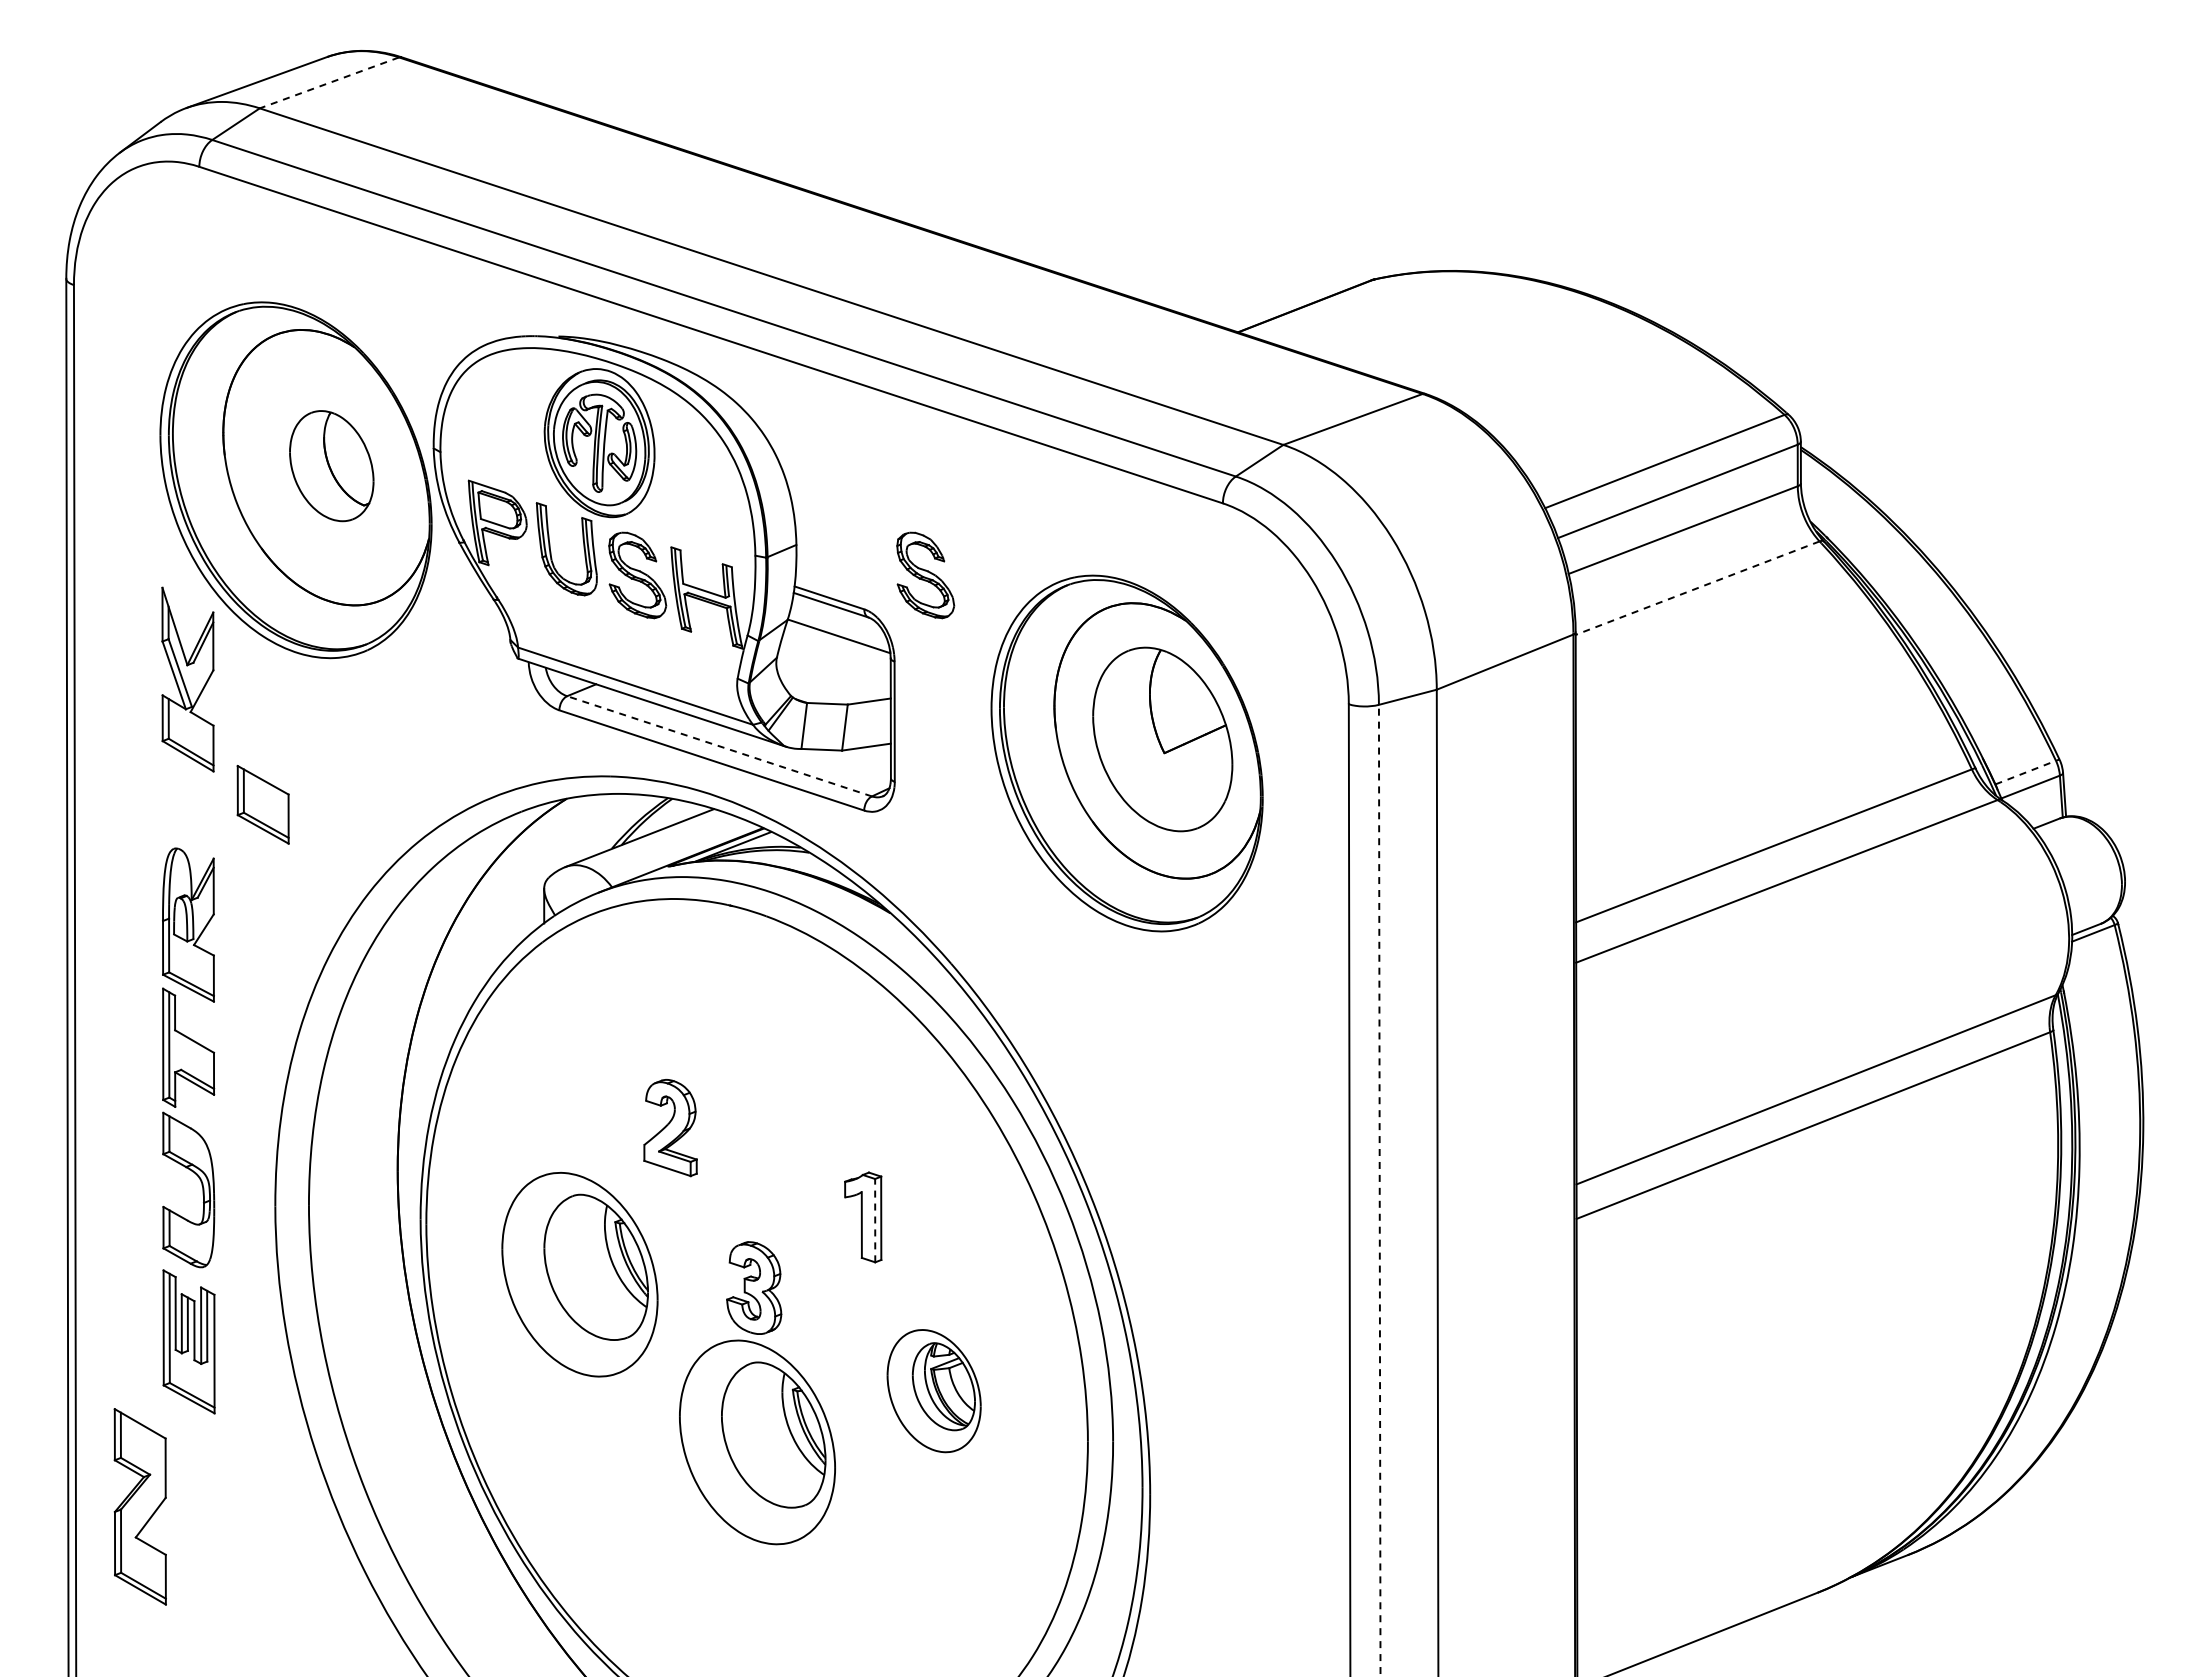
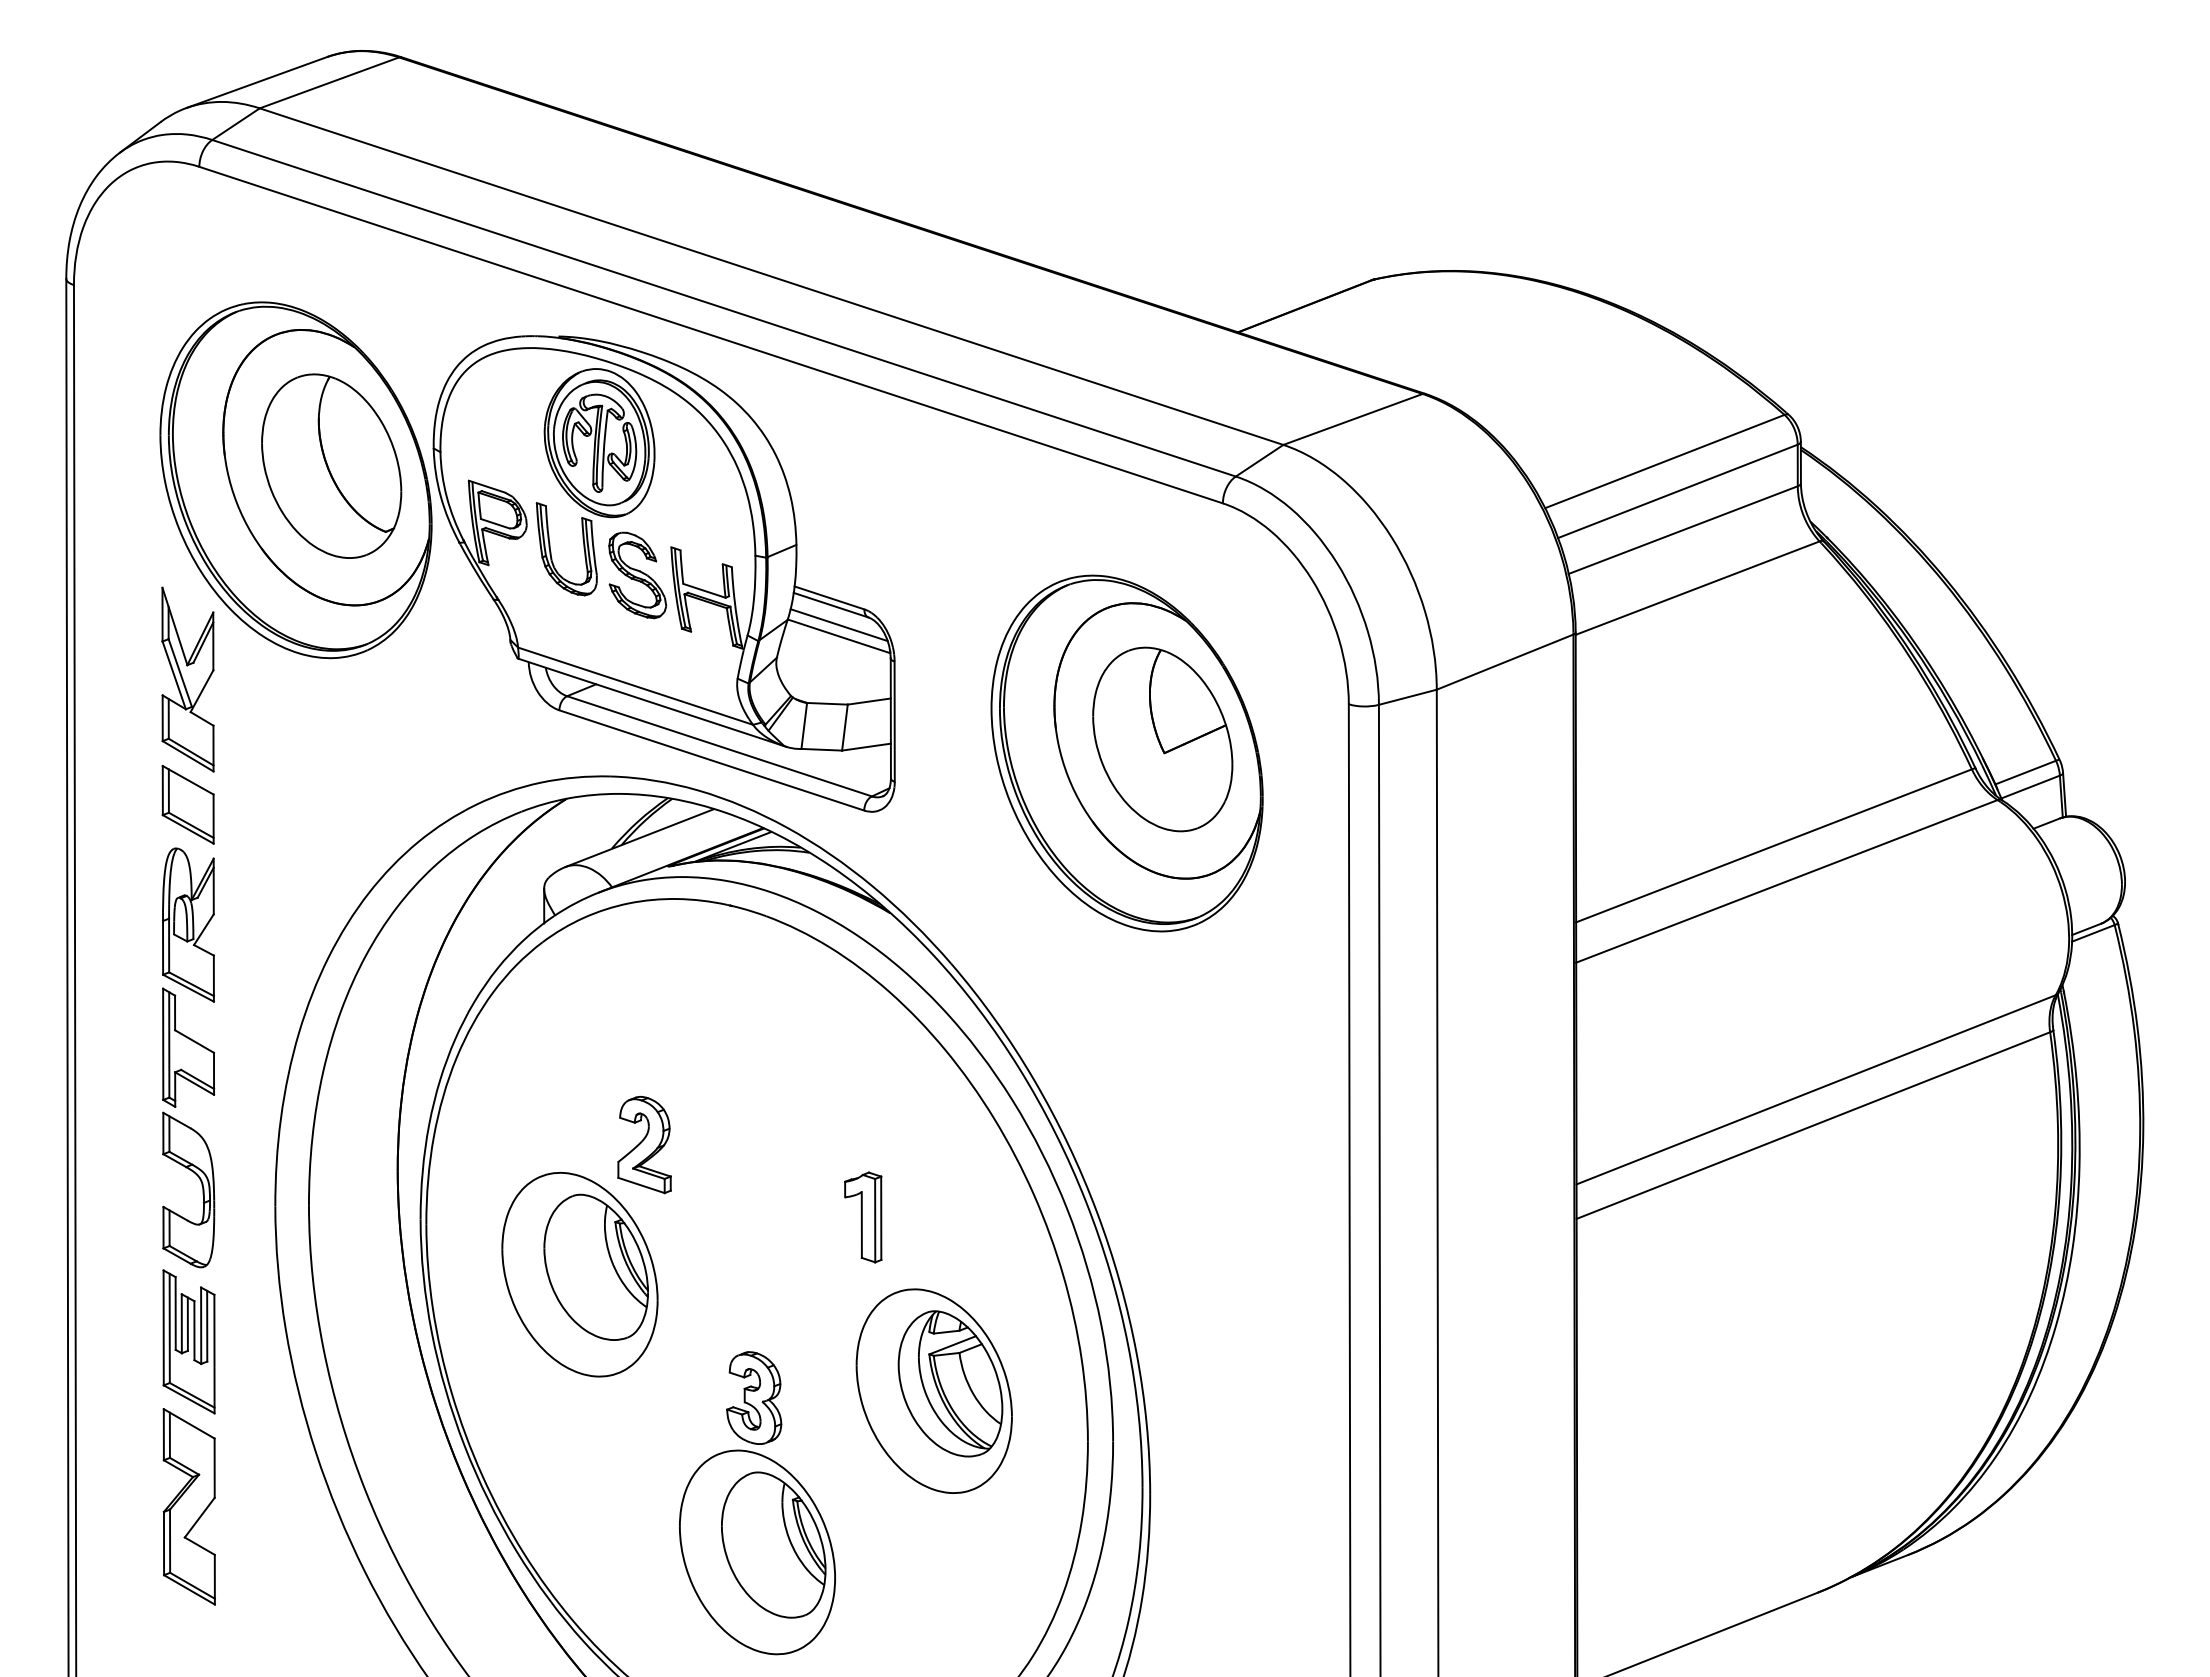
line: dashed -> solid (328, 83)
part size: 86x113 px -> 142x186 px (331, 465)
part: present -> none (925, 575)
line: dashed -> solid (1697, 588)
line: none -> present (838, 625)
line: dashed -> solid (719, 746)
line: dashed -> solid (2026, 772)
part position: (262, 804) -> (187, 804) (187, 804)
part position: (670, 1128) -> (644, 1145) (644, 1145)
line: dashed -> solid (1379, 1190)
line: dashed -> solid (875, 1220)
part size: 96x125 px -> 158x206 px (933, 1390)
part position: (757, 1393) -> (757, 1503) (757, 1503)
part position: (139, 1506) -> (188, 1506) (188, 1506)
